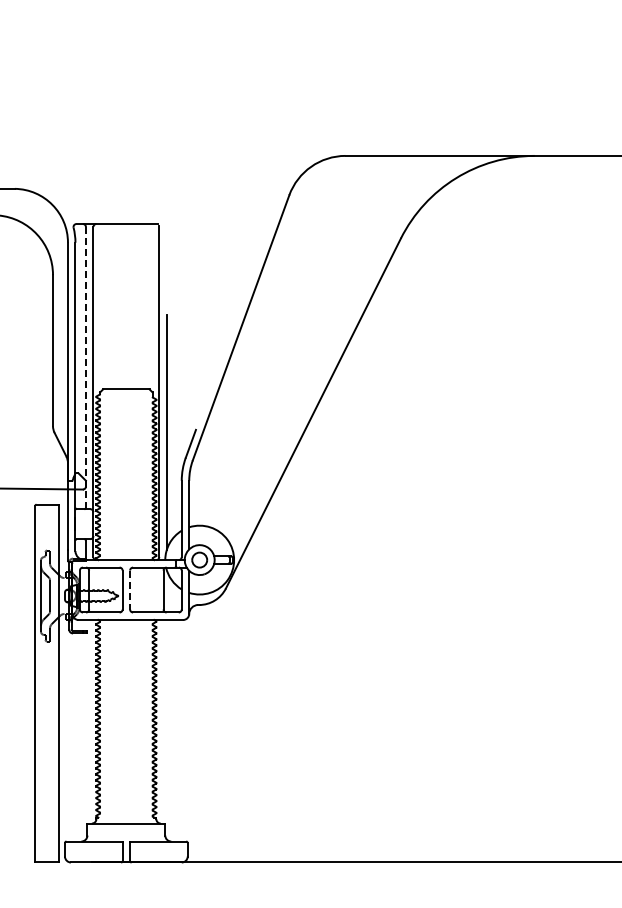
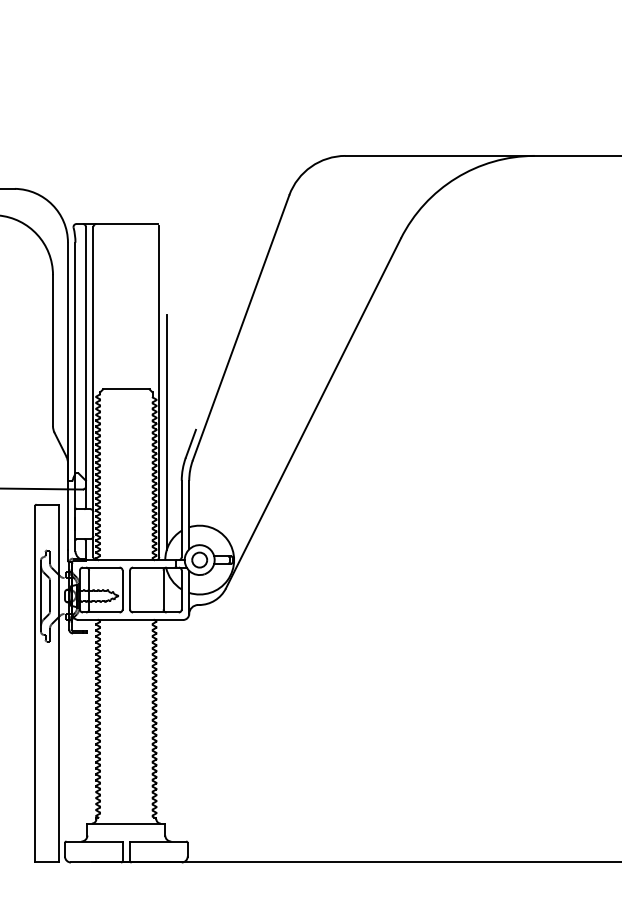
line: dashed -> solid (85, 367)
line: dashed -> solid (130, 590)
